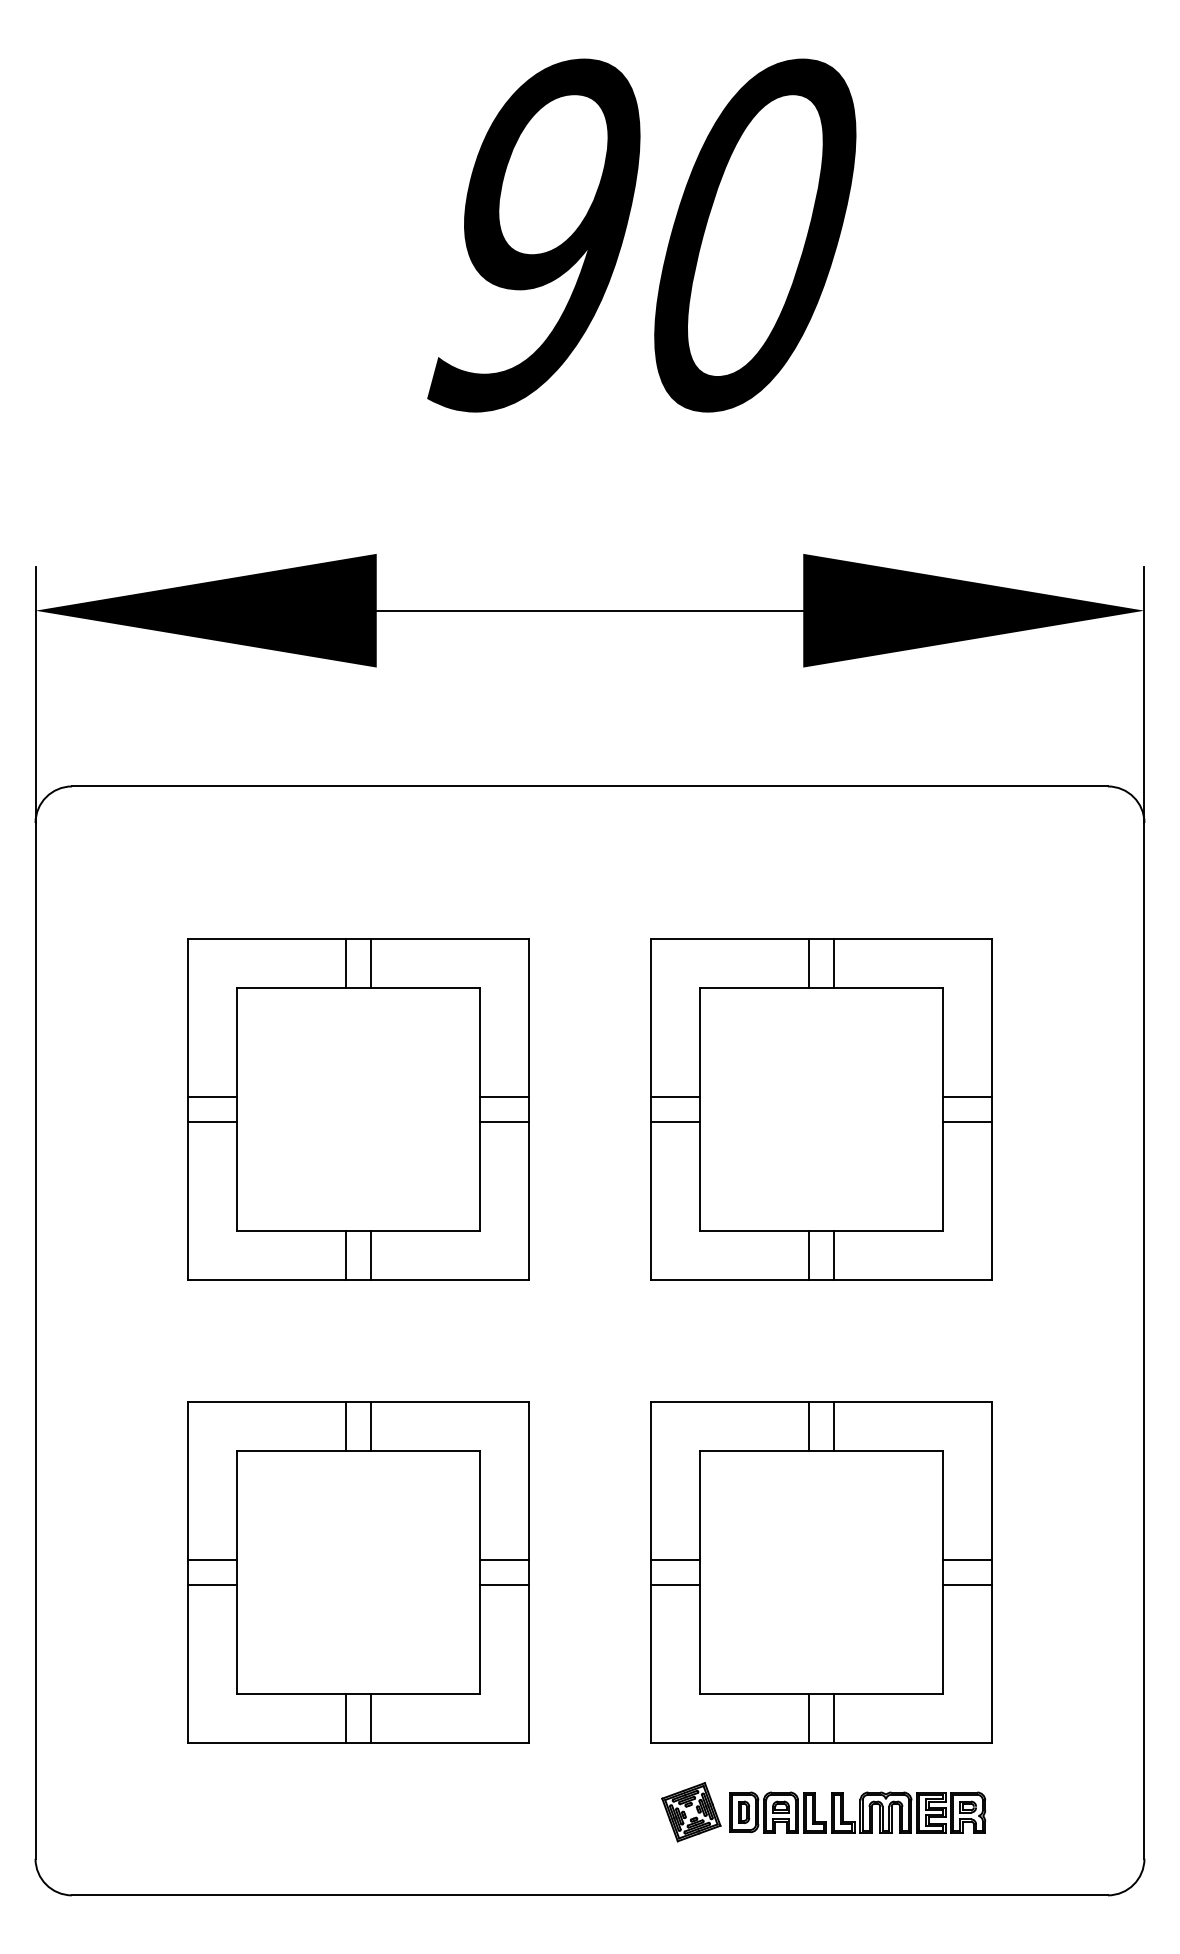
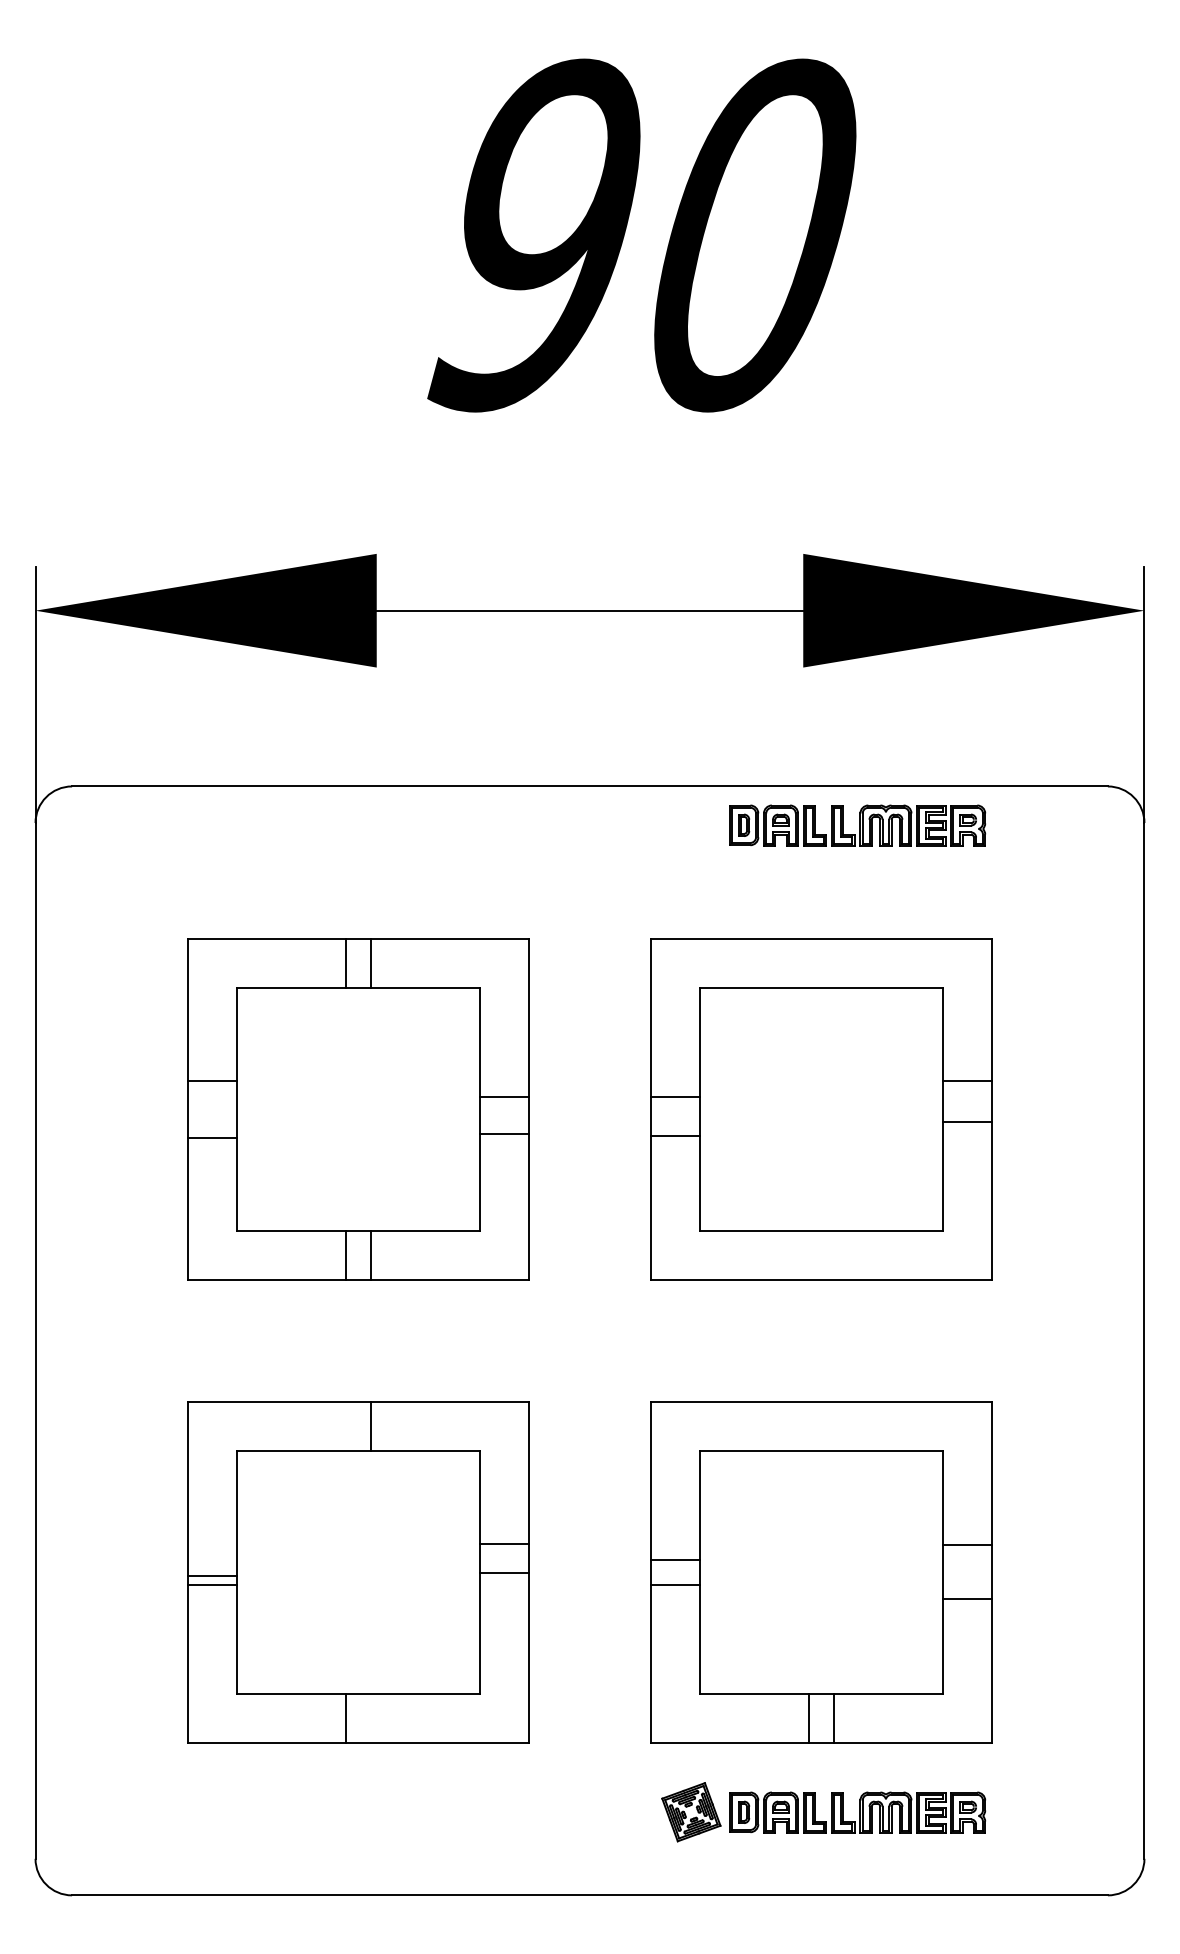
part: none -> present (857, 825)
line: present -> none (809, 962)
line: present -> none (833, 962)
line position: (211, 1097) -> (211, 1081) (211, 1081)
line position: (967, 1097) -> (967, 1081) (967, 1081)
line position: (211, 1121) -> (211, 1137) (211, 1137)
line position: (504, 1121) -> (504, 1133) (504, 1133)
line position: (674, 1121) -> (674, 1135) (674, 1135)
line: present -> none (809, 1255)
line: present -> none (833, 1255)
line: present -> none (346, 1425)
line: present -> none (809, 1425)
line: present -> none (833, 1425)
line position: (211, 1560) -> (211, 1576) (211, 1576)
line position: (504, 1560) -> (504, 1544) (504, 1544)
line position: (967, 1560) -> (967, 1545) (967, 1545)
line position: (504, 1584) -> (504, 1572) (504, 1572)
line position: (967, 1584) -> (967, 1598) (967, 1598)
line: present -> none (370, 1718)
